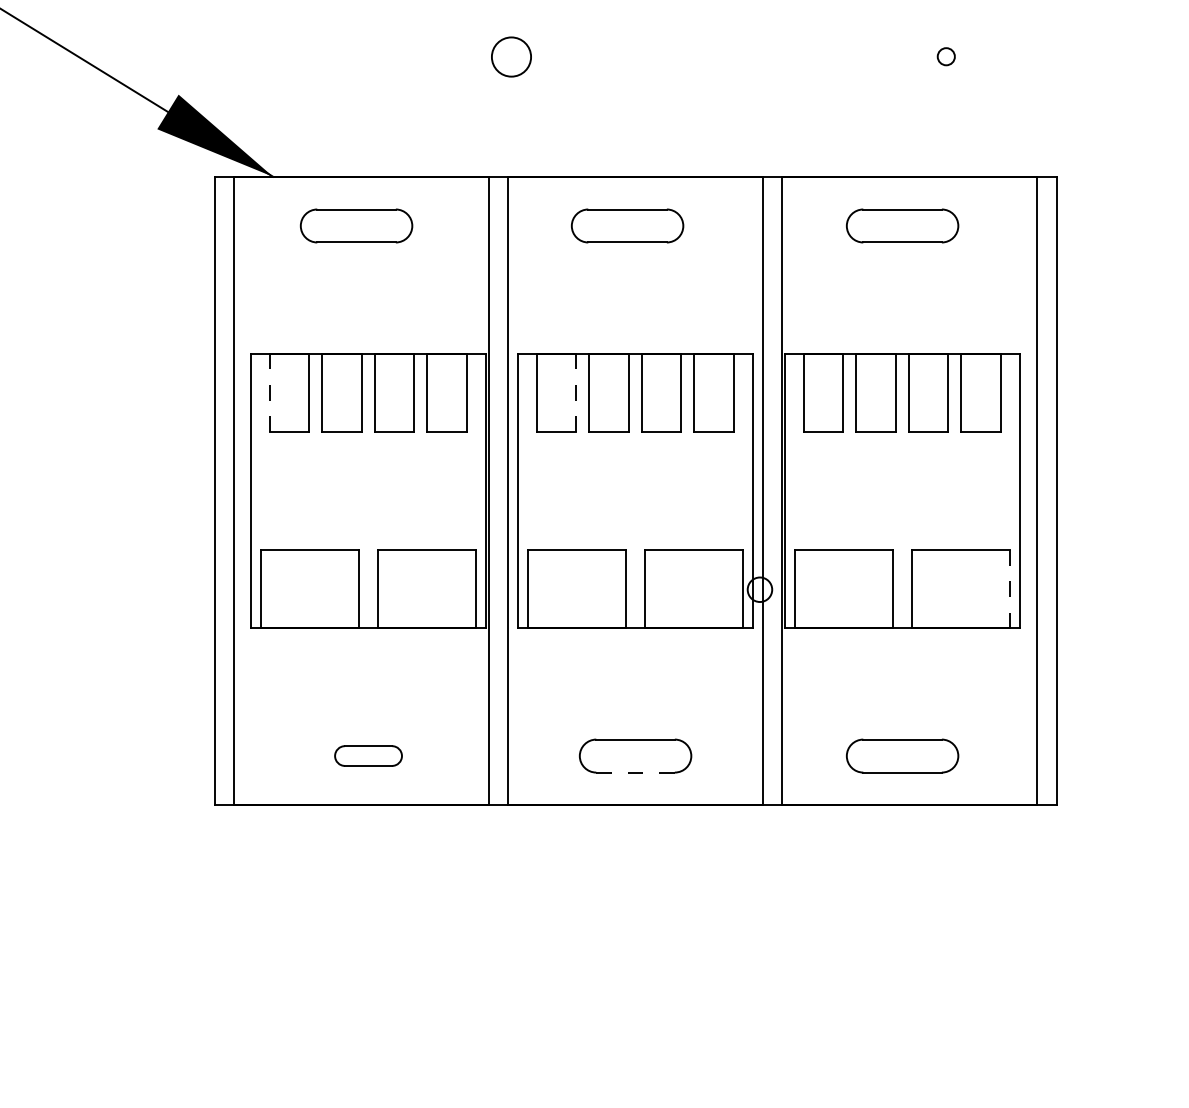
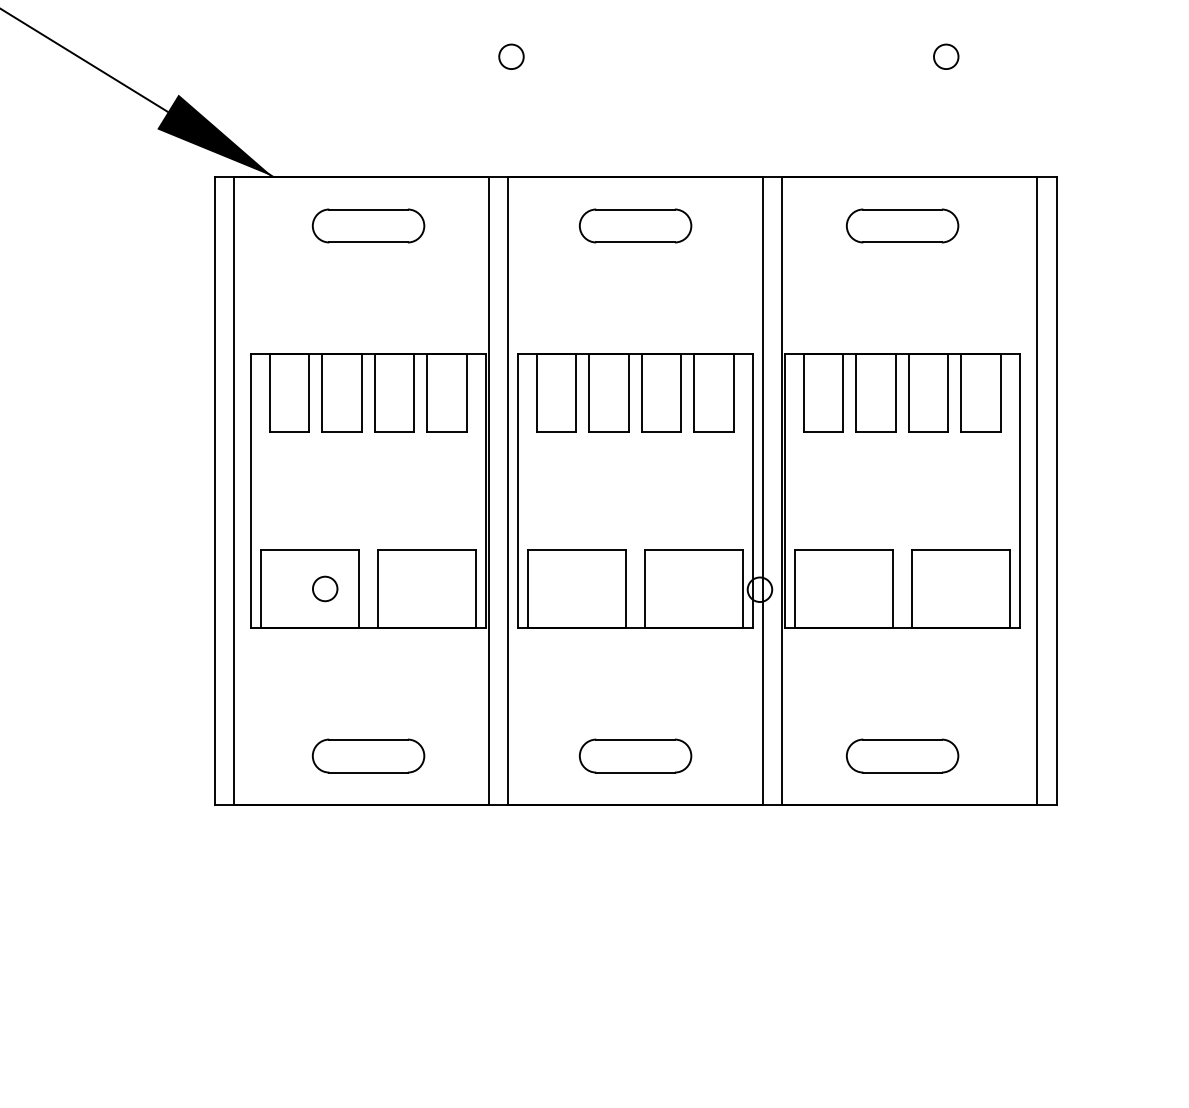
circle size: 41x42 px -> 27x27 px (511, 56)
circle size: 20x20 px -> 27x27 px (946, 56)
part position: (356, 225) -> (368, 225) (368, 225)
part position: (627, 225) -> (635, 225) (635, 225)
line: dashed -> solid (269, 393)
line: dashed -> solid (575, 393)
circle: none -> present (325, 588)
line: dashed -> solid (1010, 588)
part size: 69x22 px -> 115x36 px (368, 755)
line: dashed -> solid (635, 772)
